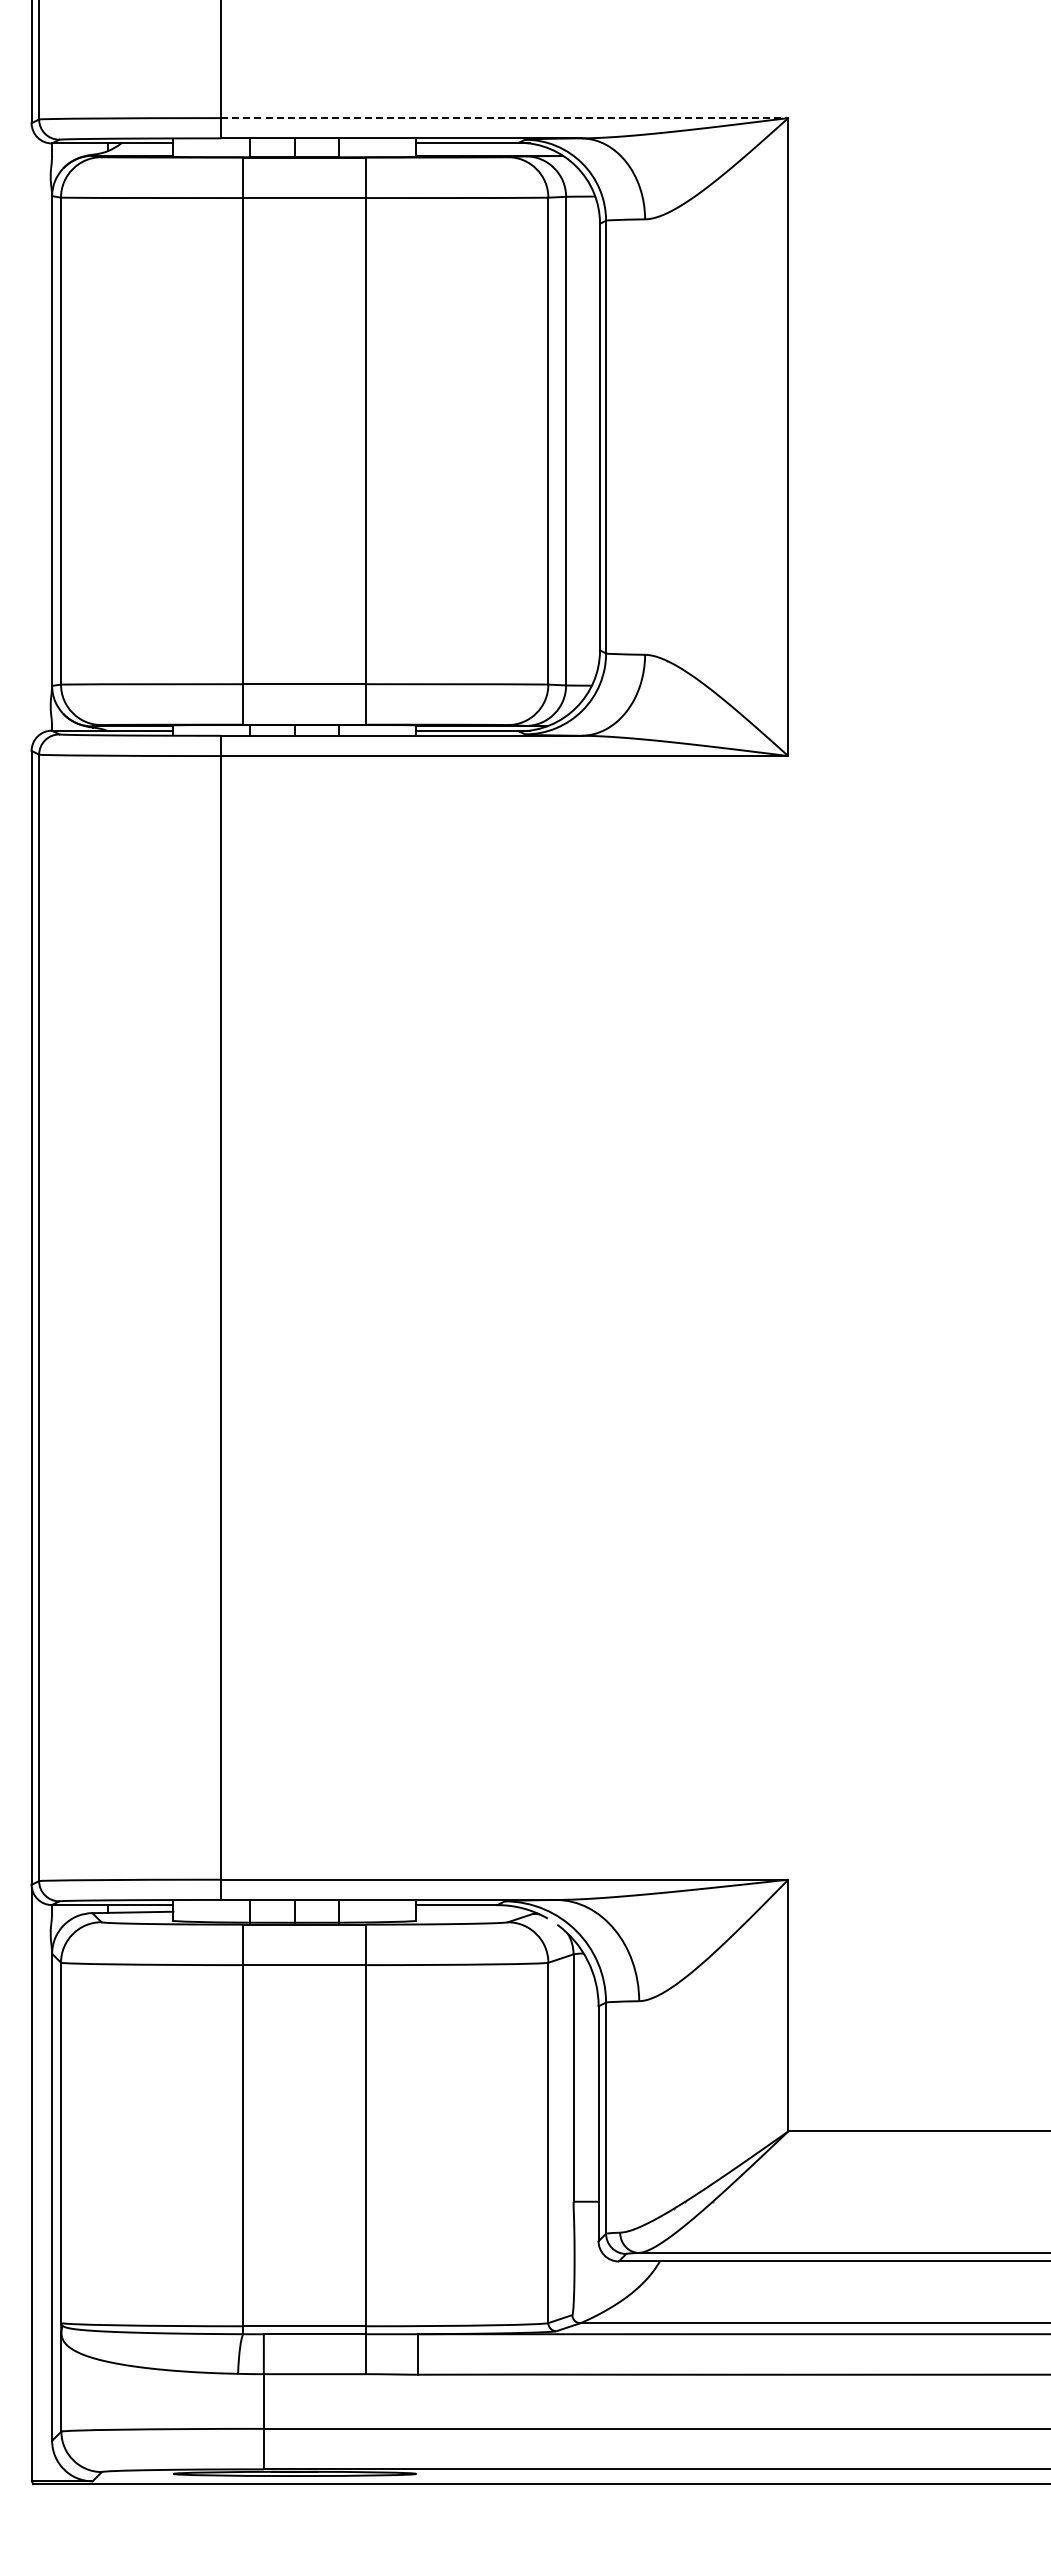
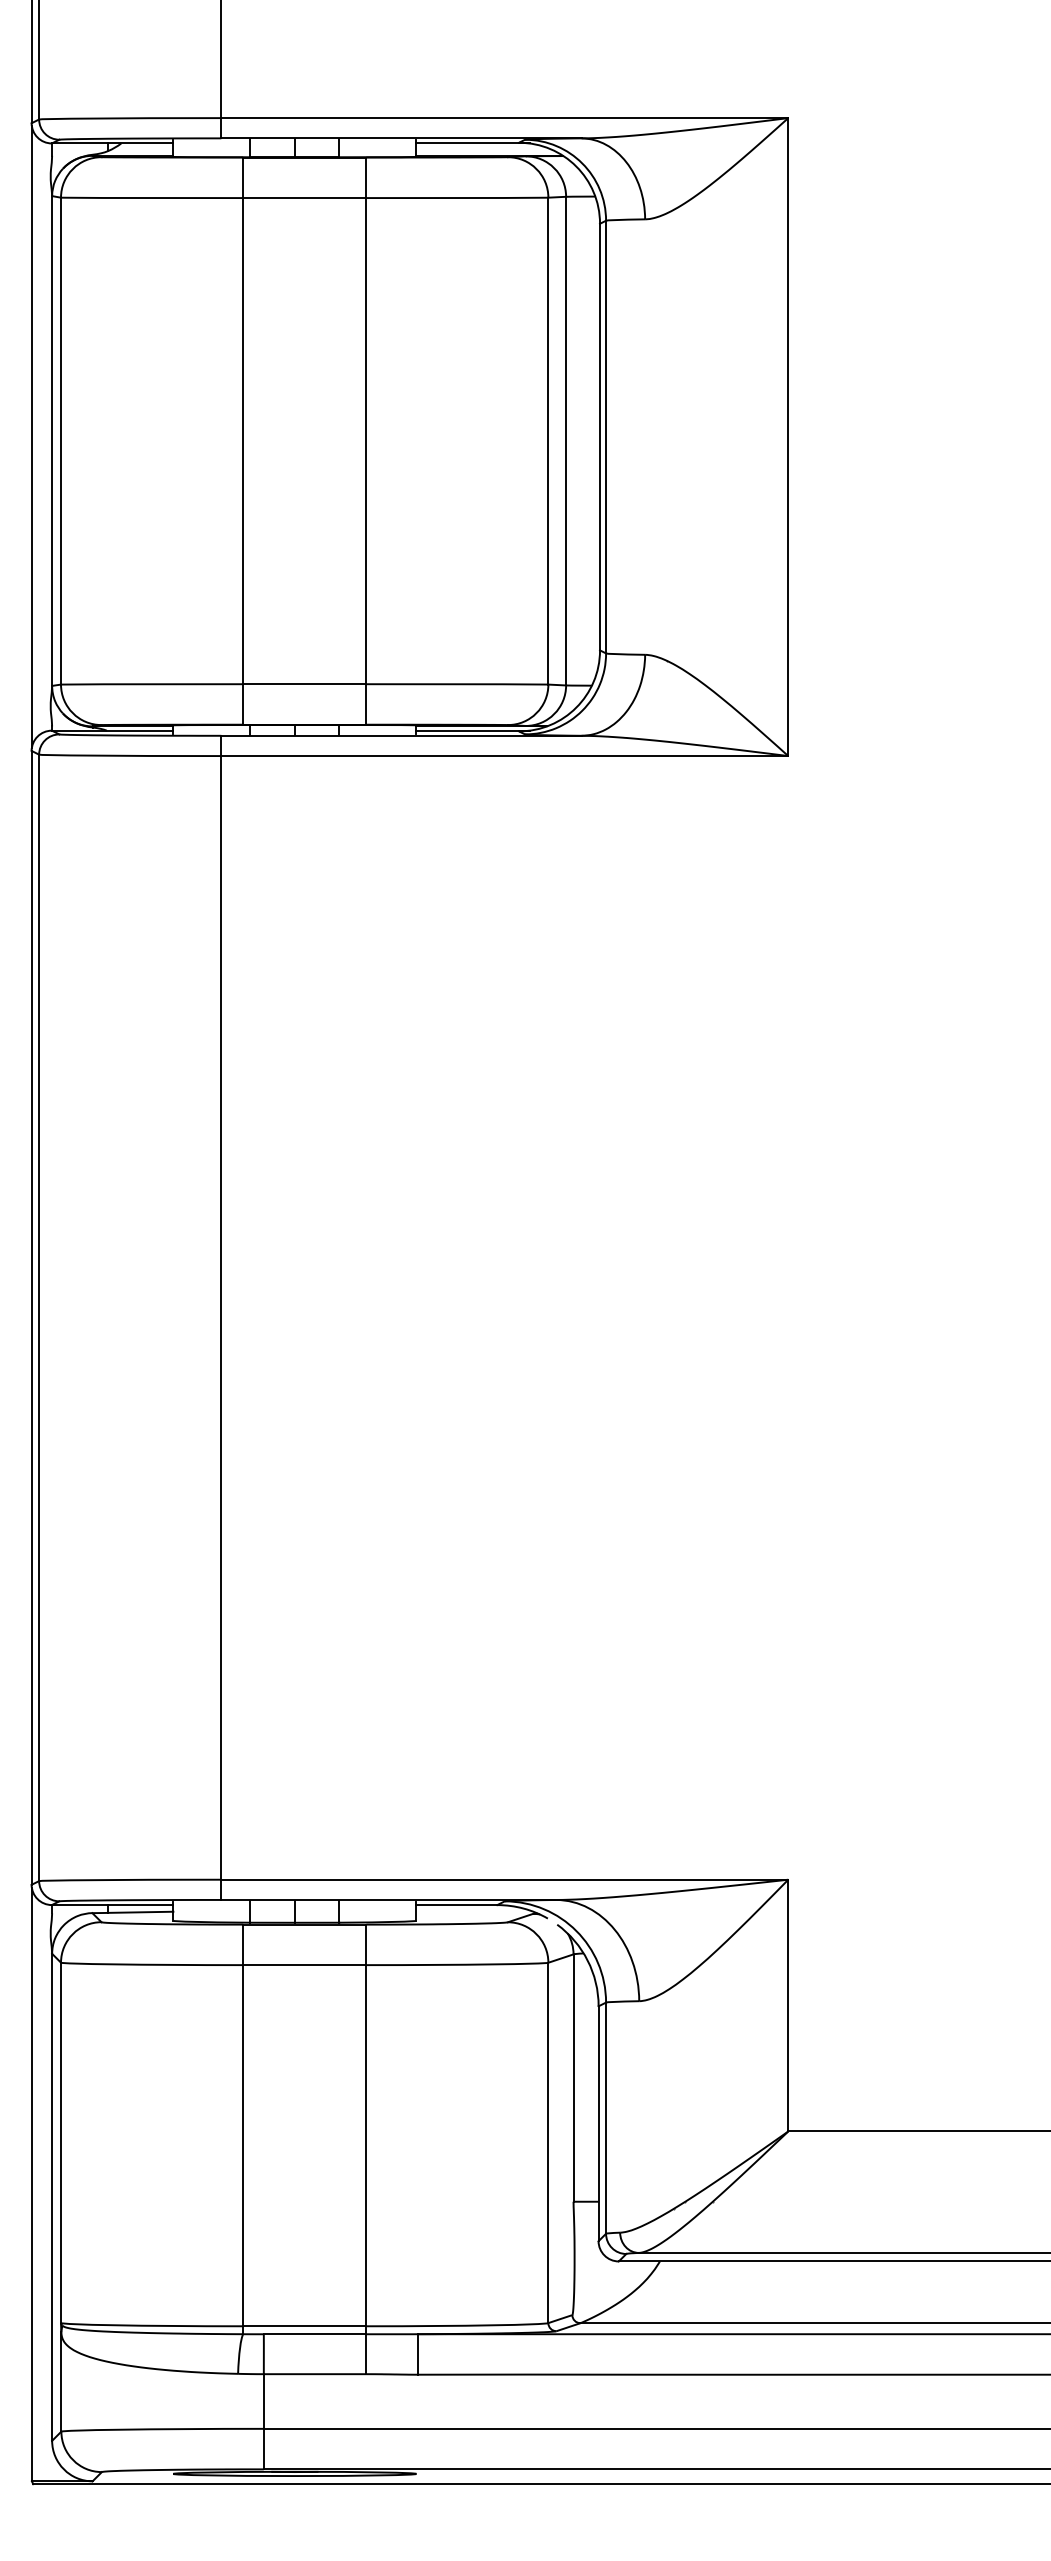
line: dashed -> solid (505, 118)
line: none -> present (31, 437)
